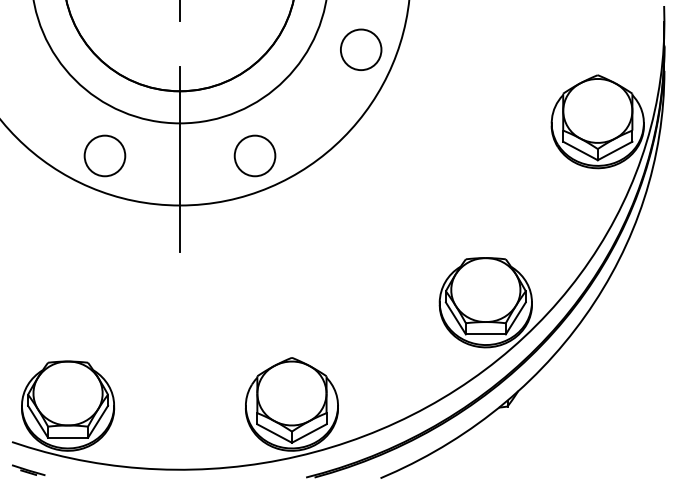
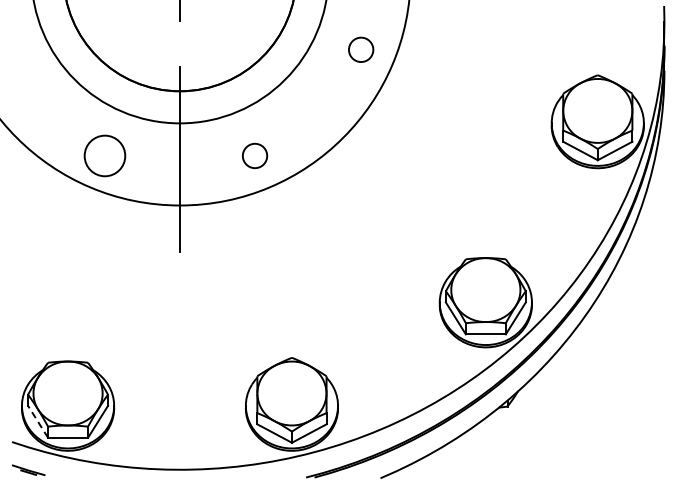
circle diameter: 41 px -> 24 px (360, 49)
circle size: 44x44 px -> 27x27 px (255, 155)
line: solid -> dashed (38, 421)
